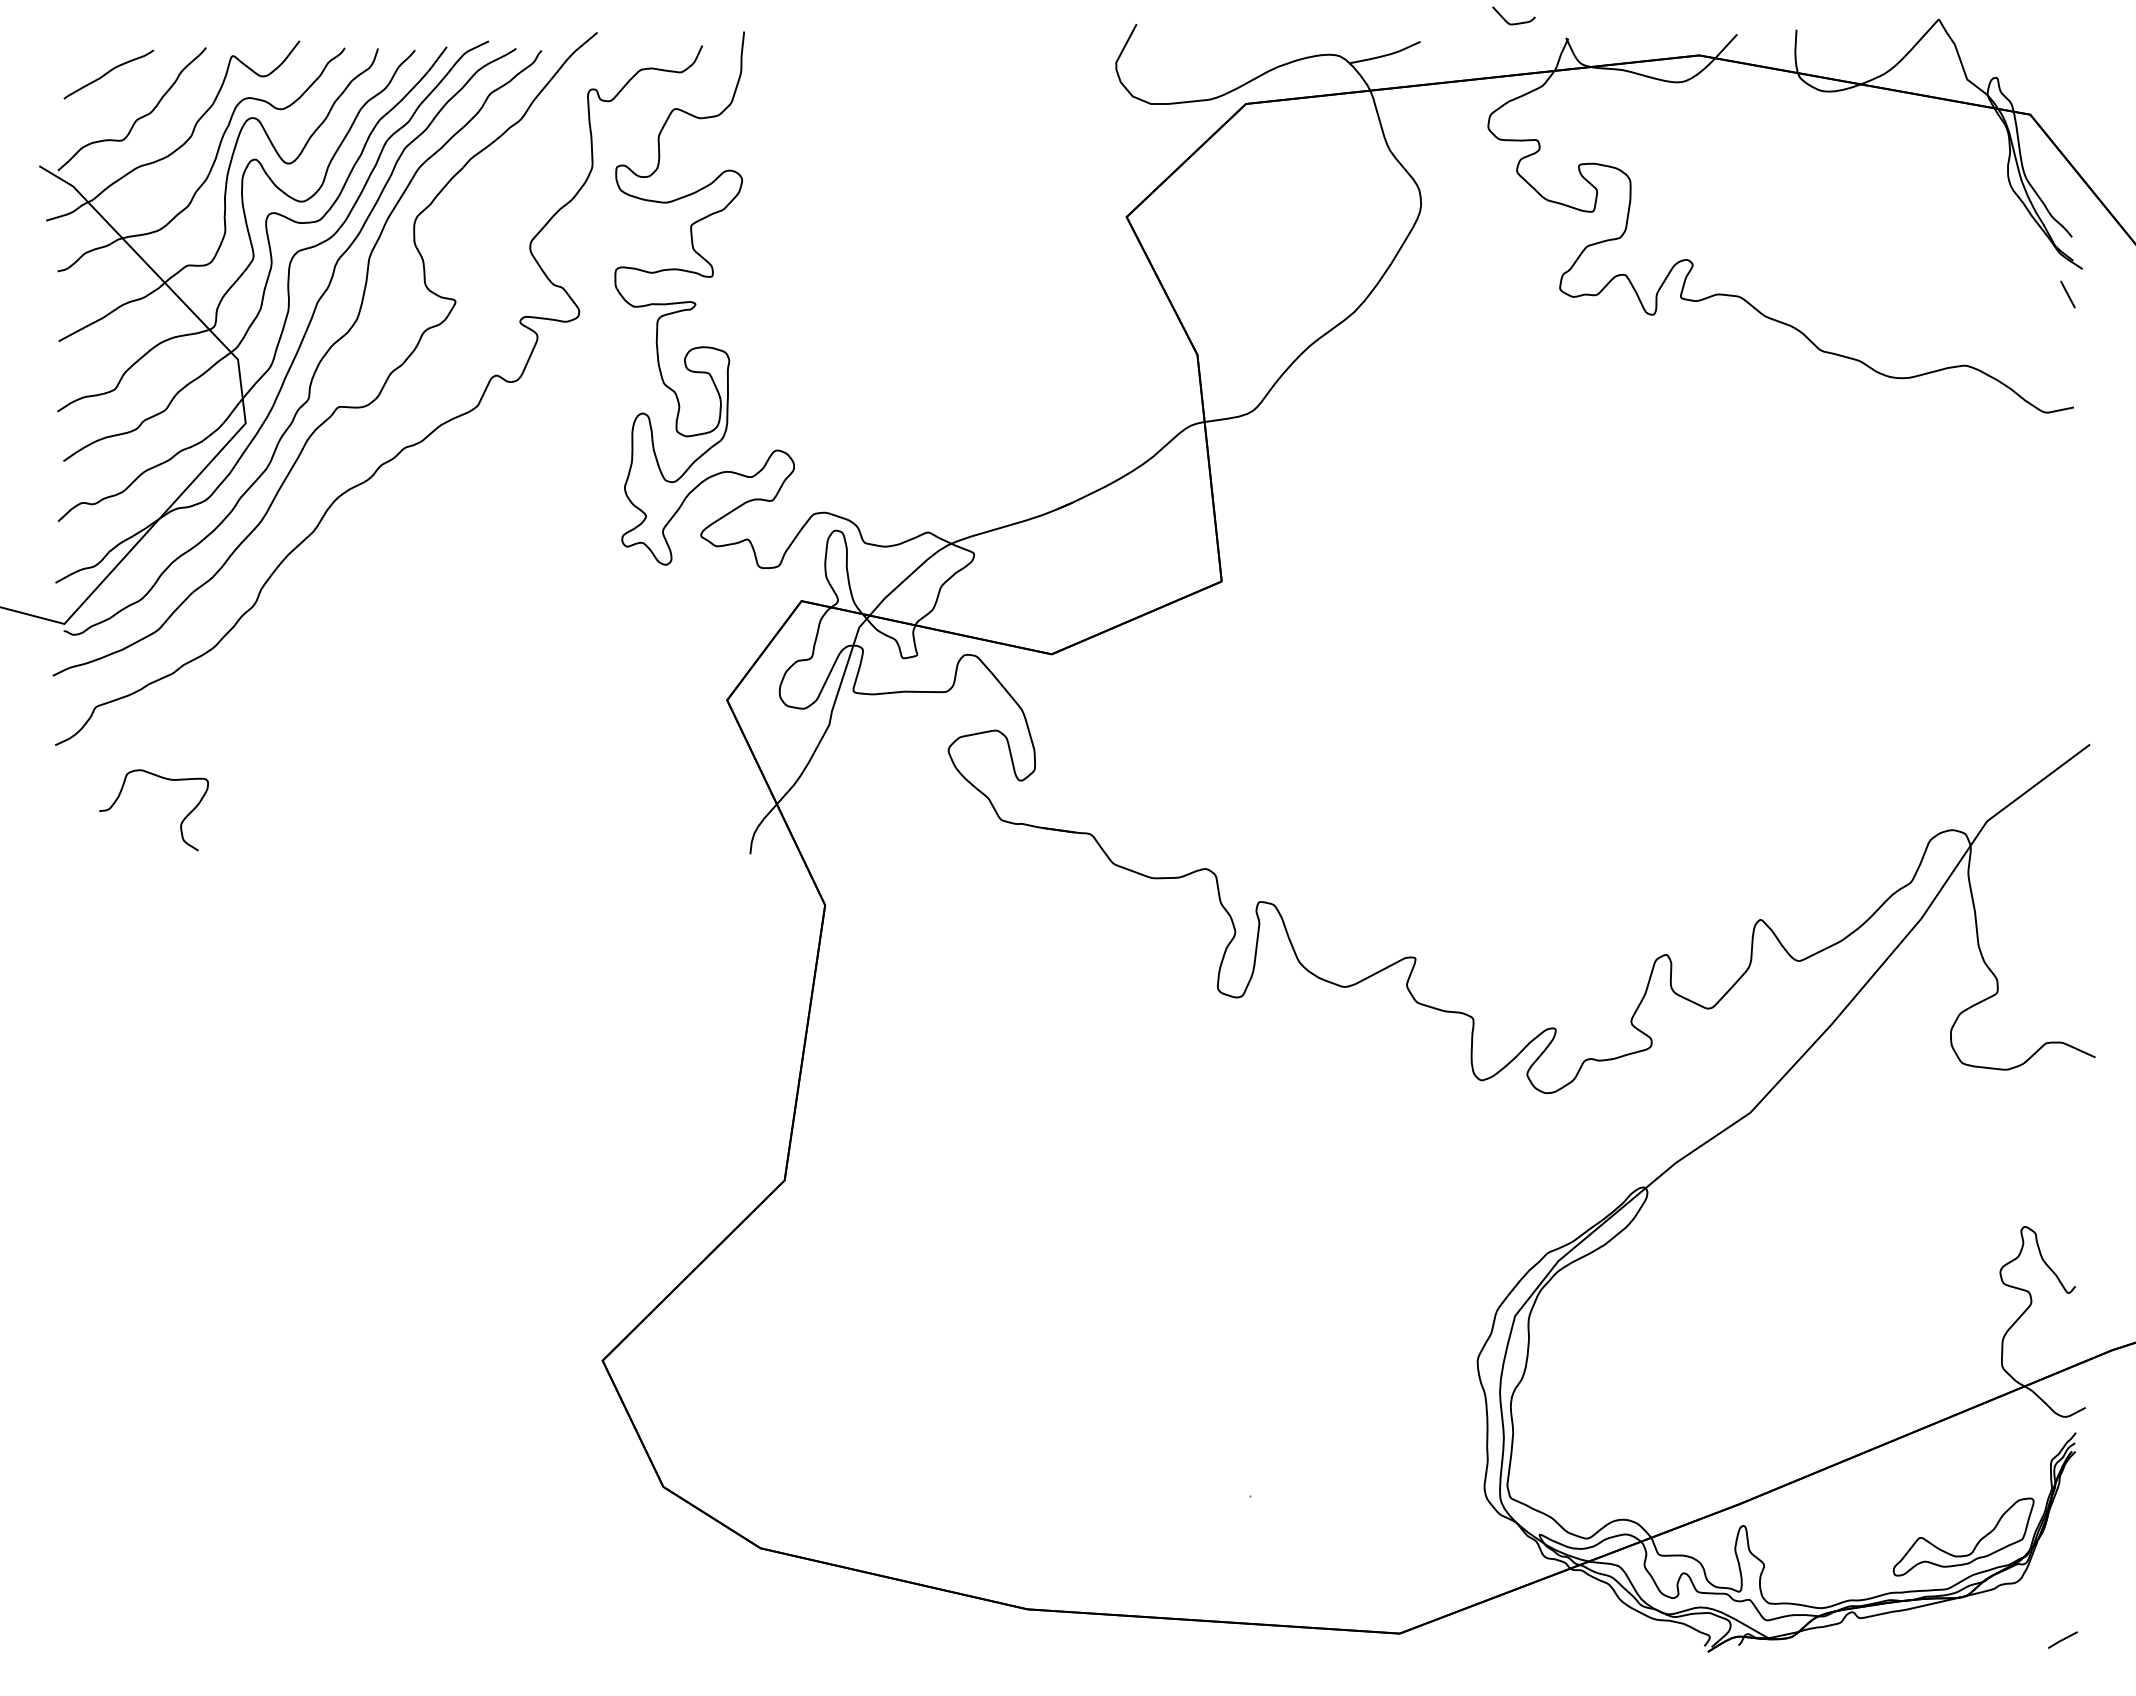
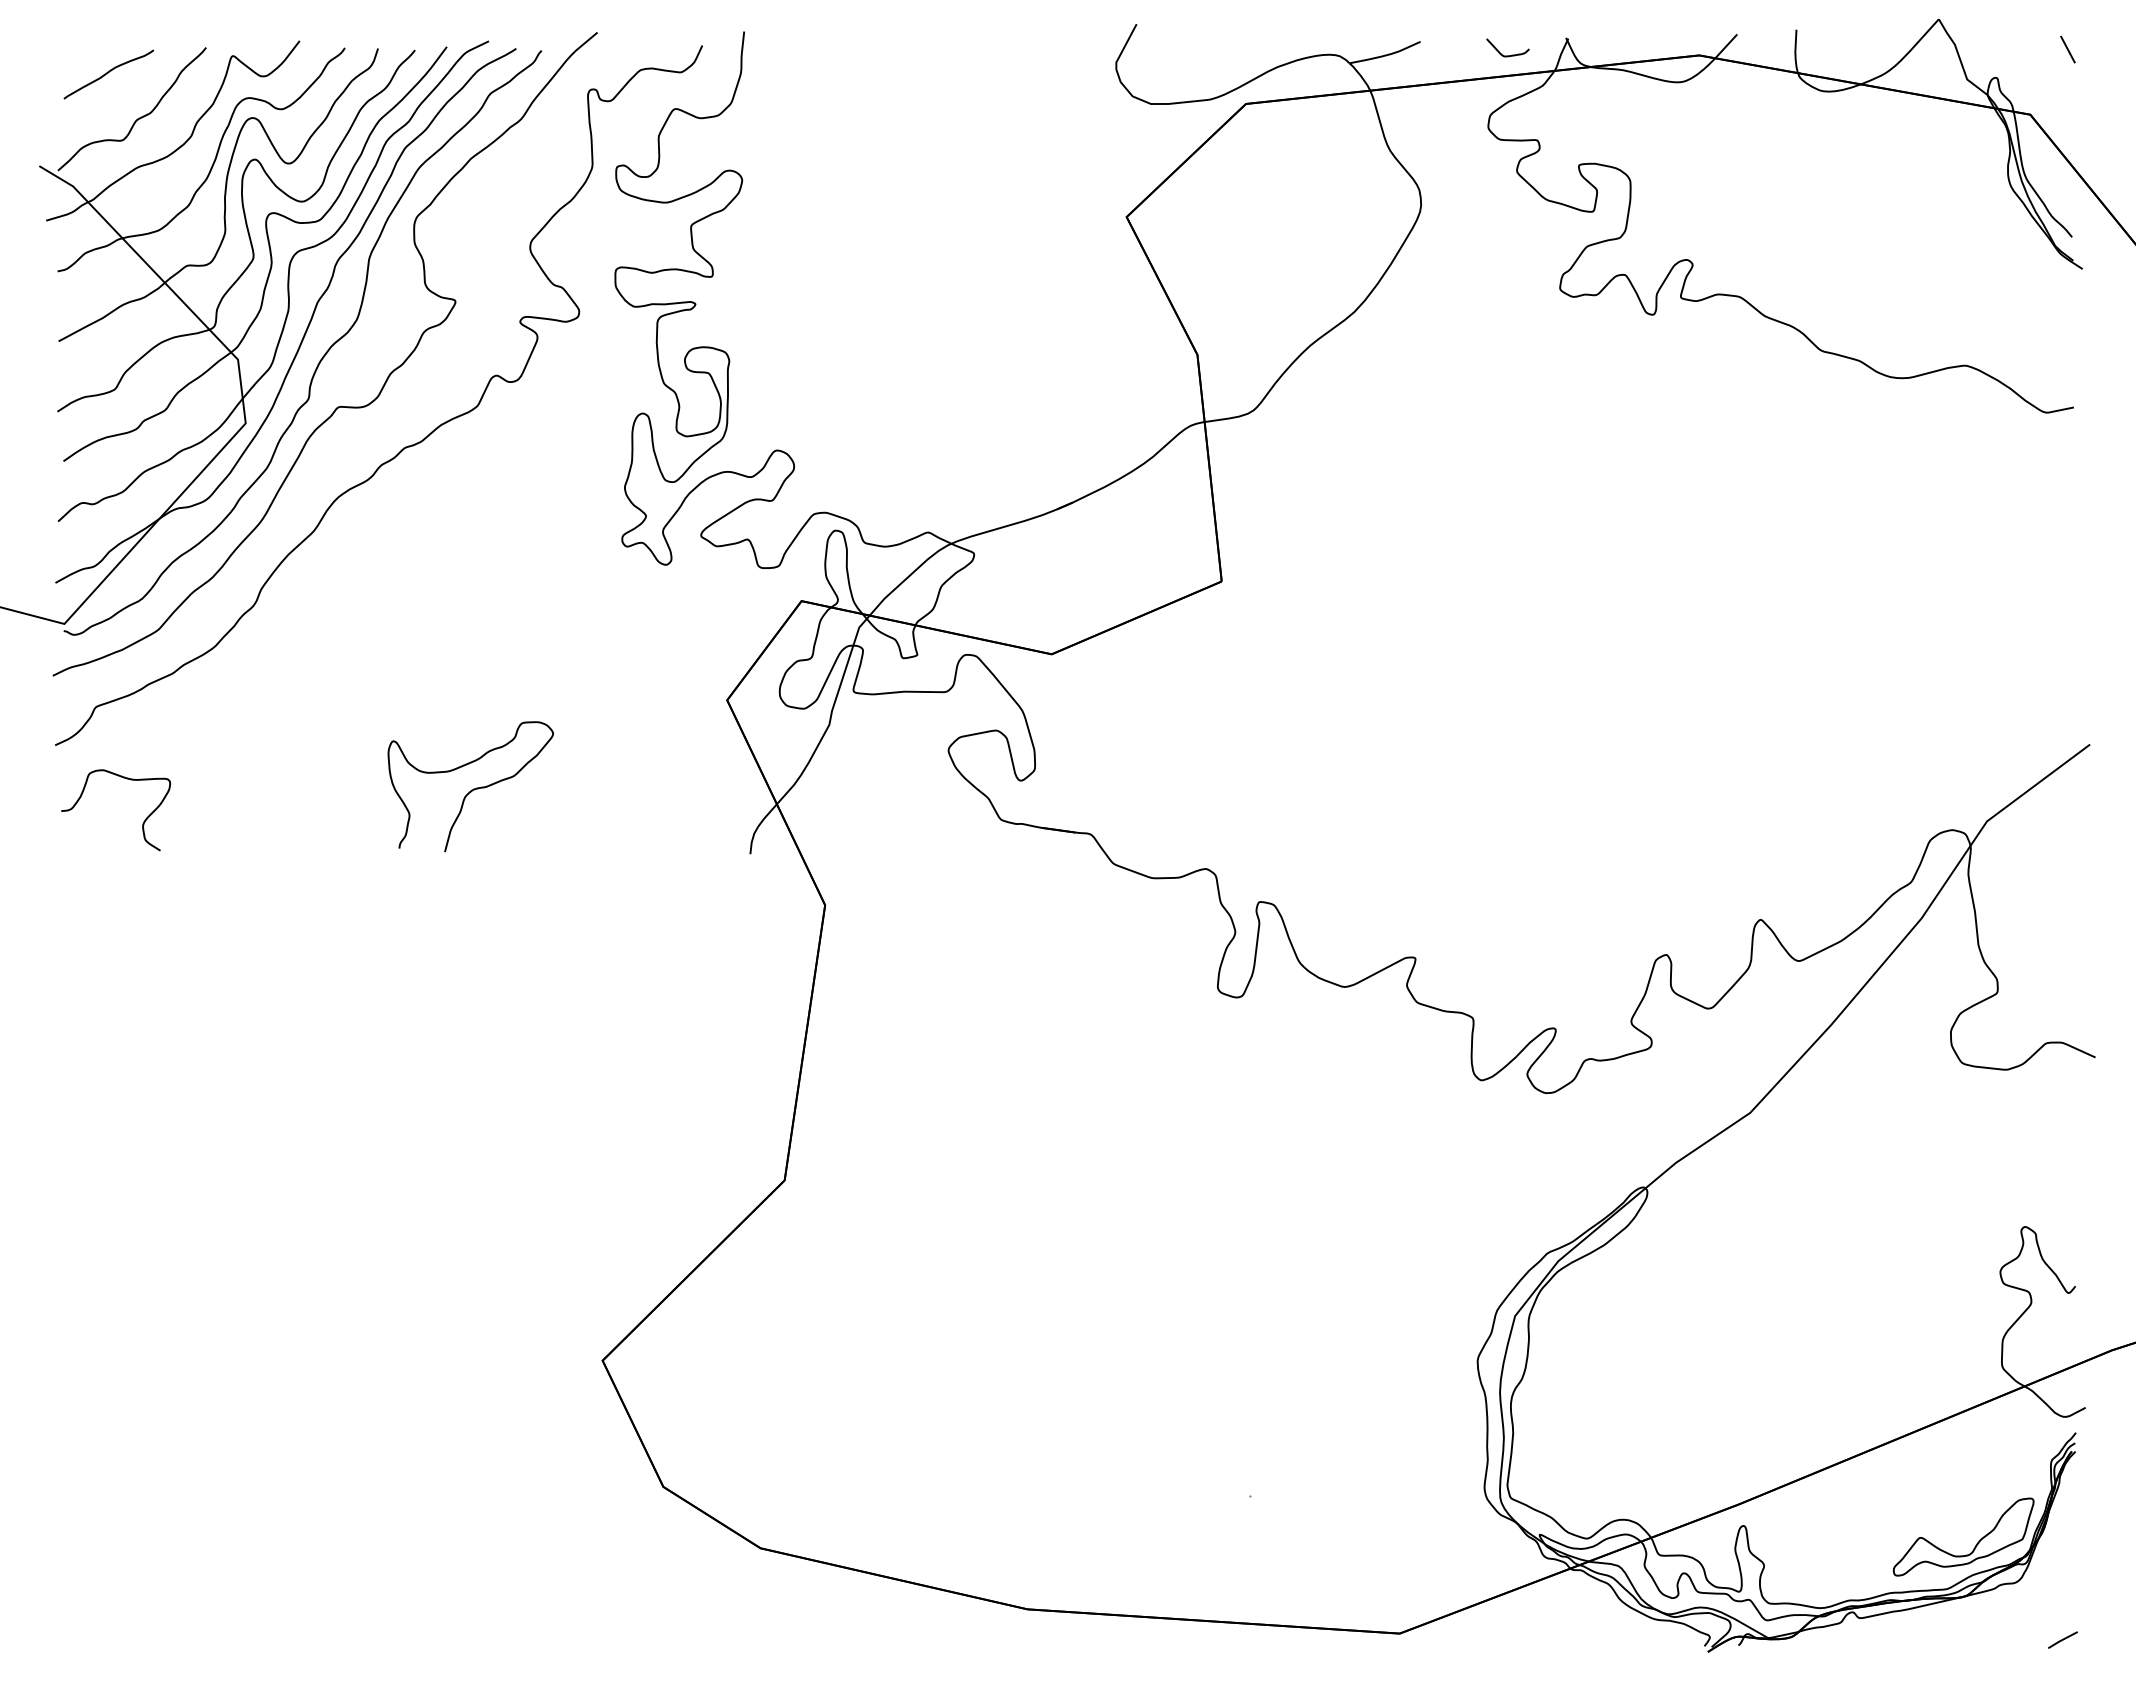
curve position: (1513, 23) -> (1507, 55) (1507, 55)
line position: (2067, 294) -> (2067, 49) (2067, 49)
curve: none -> present (471, 789)
curve position: (180, 823) -> (142, 823) (142, 823)
